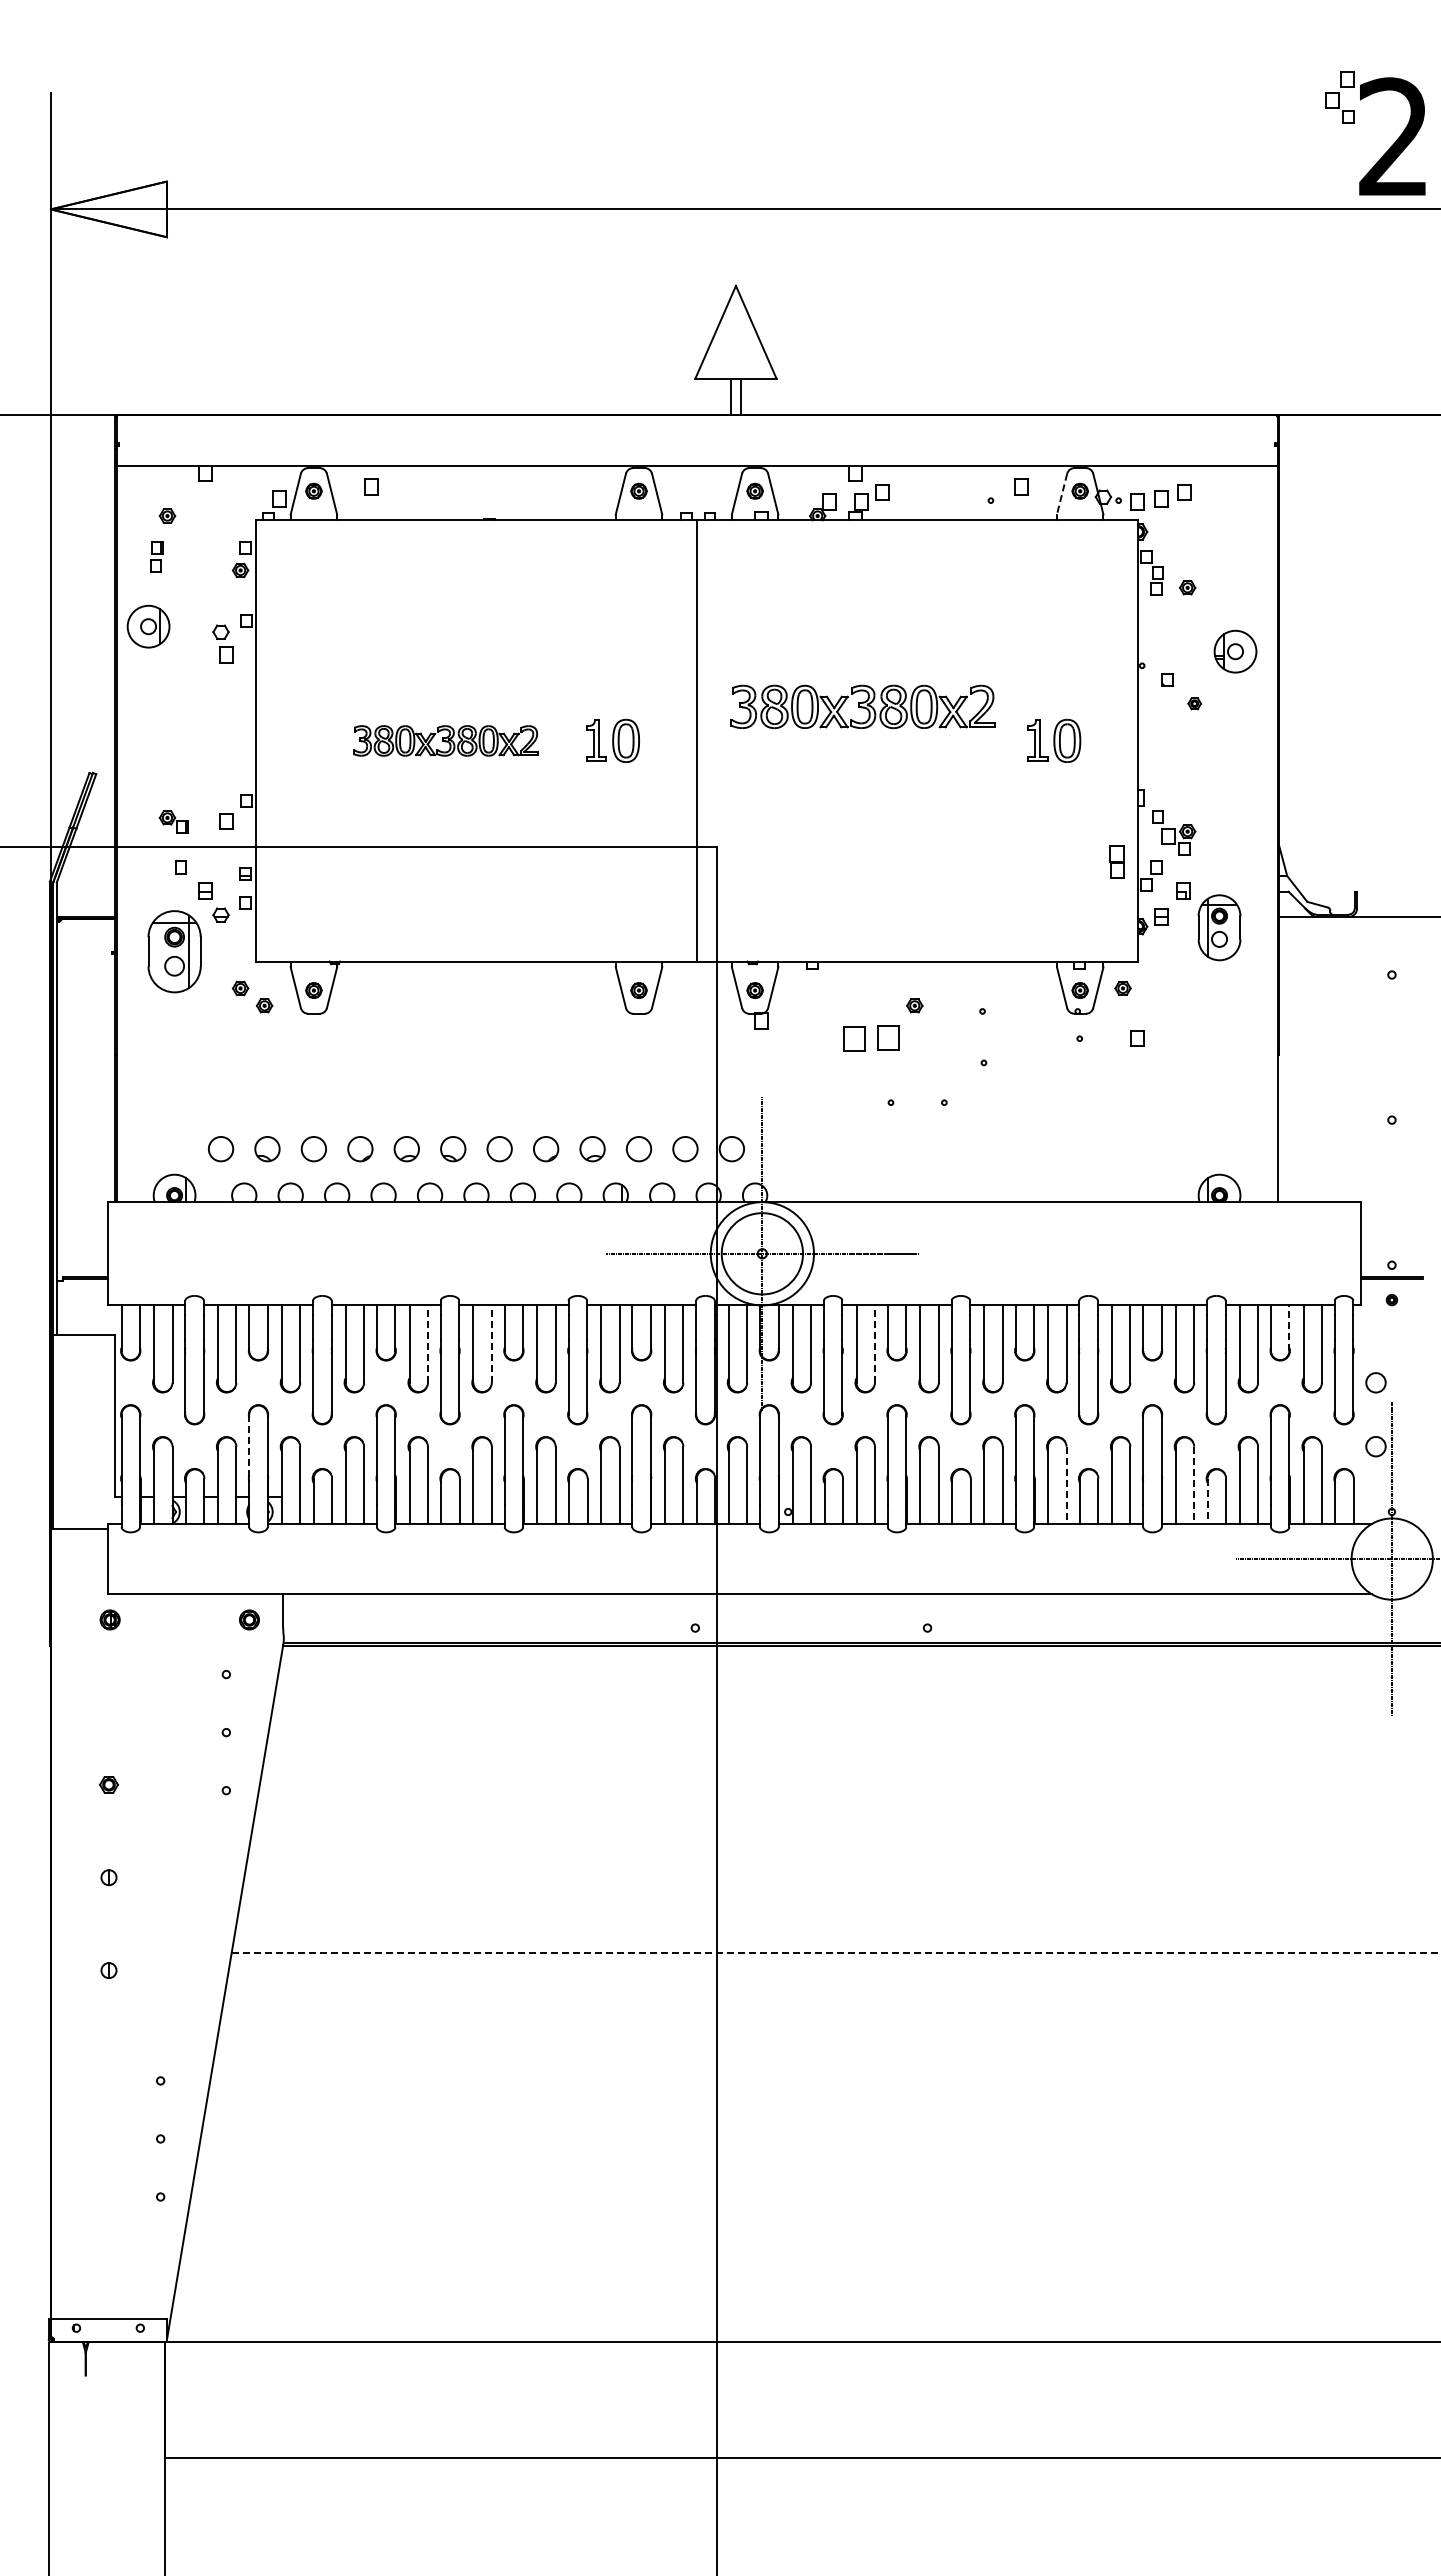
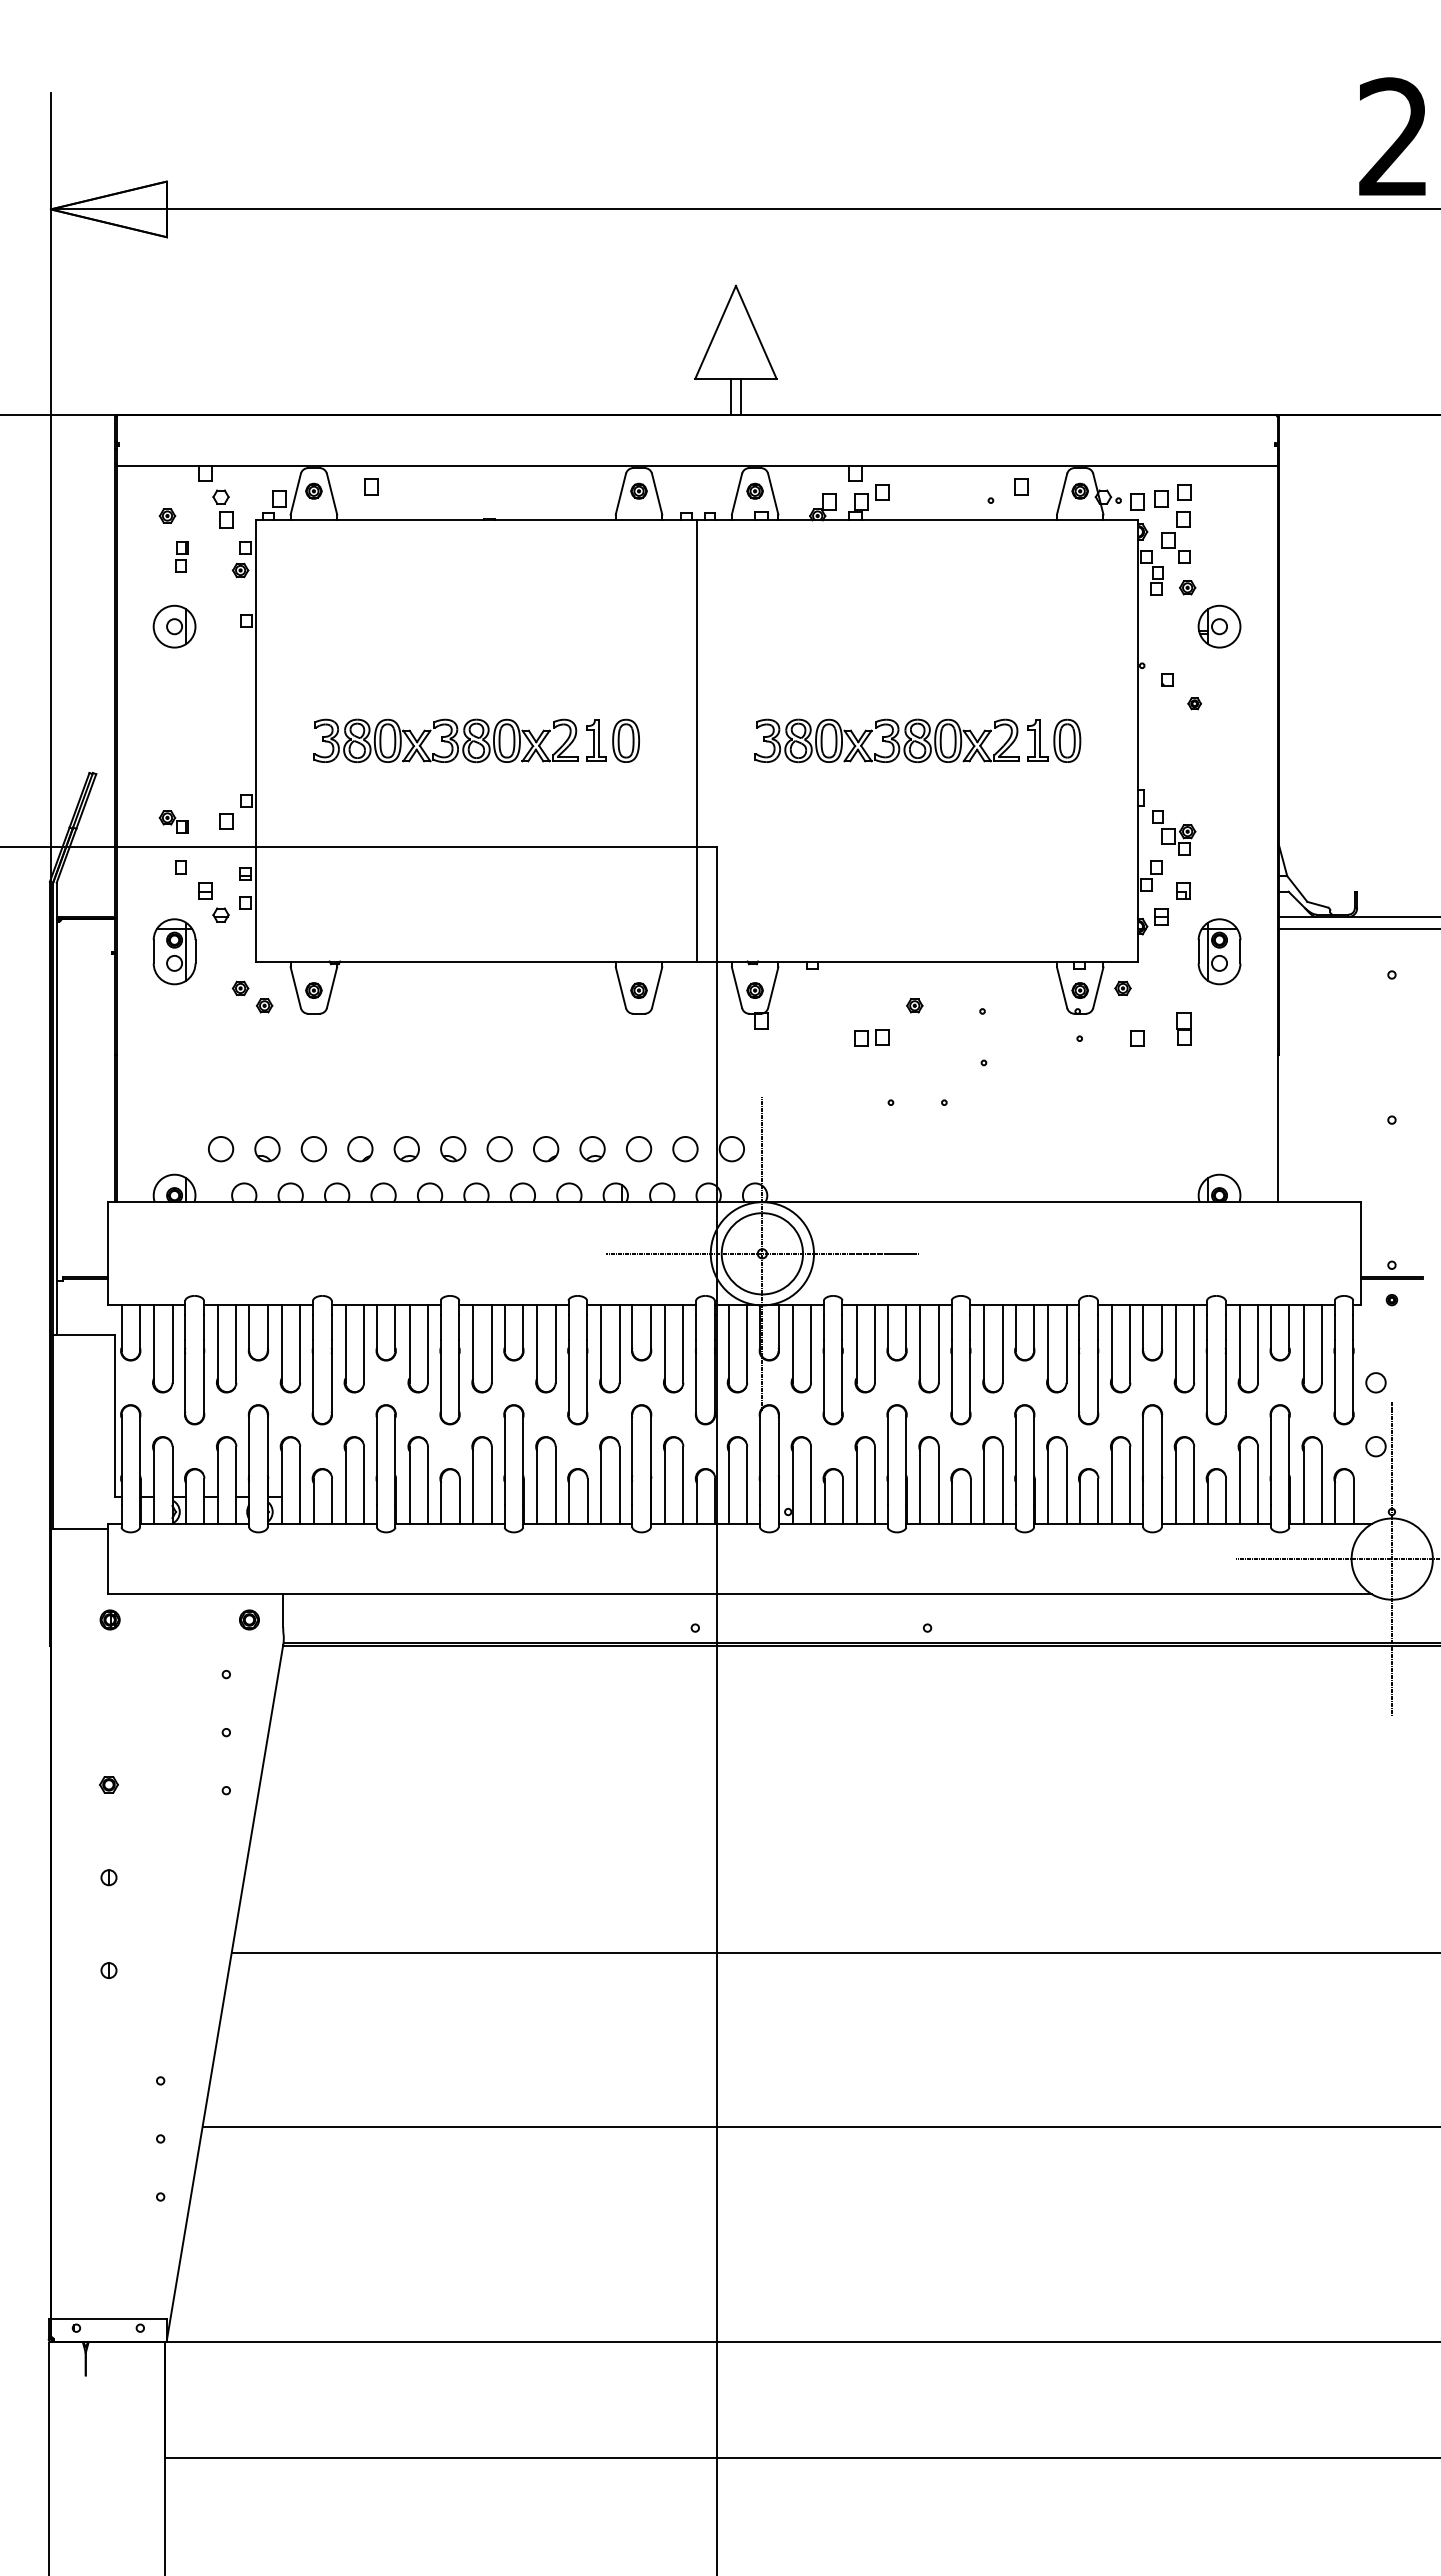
part position: (1339, 97) -> (1175, 537) (1175, 537)
line: dashed -> solid (1062, 494)
part position: (156, 556) -> (181, 556) (181, 556)
part position: (148, 626) -> (174, 626) (174, 626)
part position: (222, 643) -> (222, 508) (222, 508)
part position: (1235, 651) -> (1219, 626) (1219, 626)
part position: (862, 706) -> (886, 740) (886, 740)
part size: 186x32 px -> 266x46 px (445, 740)
part position: (1116, 861) -> (1183, 1028) (1183, 1028)
part position: (1219, 927) -> (1219, 951) (1219, 951)
line: none -> present (1358, 928)
part size: 55x84 px -> 45x68 px (174, 951)
part size: 57x27 px -> 36x18 px (871, 1037)
line: dashed -> solid (1289, 1328)
line: dashed -> solid (427, 1344)
line: dashed -> solid (491, 1344)
line: dashed -> solid (874, 1344)
line: dashed -> solid (249, 1447)
line: dashed -> solid (1066, 1485)
line: dashed -> solid (1194, 1485)
line: dashed -> solid (1207, 1501)
line: dashed -> solid (836, 1953)
line: none -> present (819, 2127)
